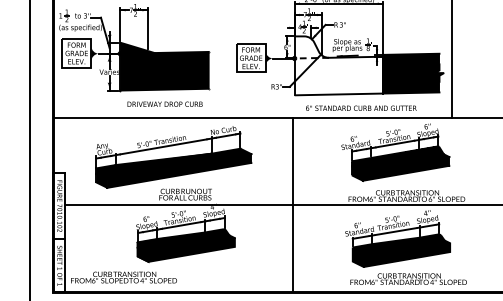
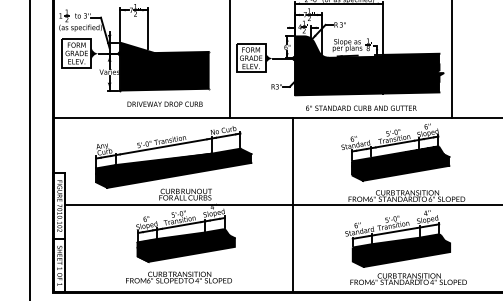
line: none -> present (229, 59)
fill: none -> present (338, 65)
text position: (123, 277) -> (178, 277) (178, 277)
